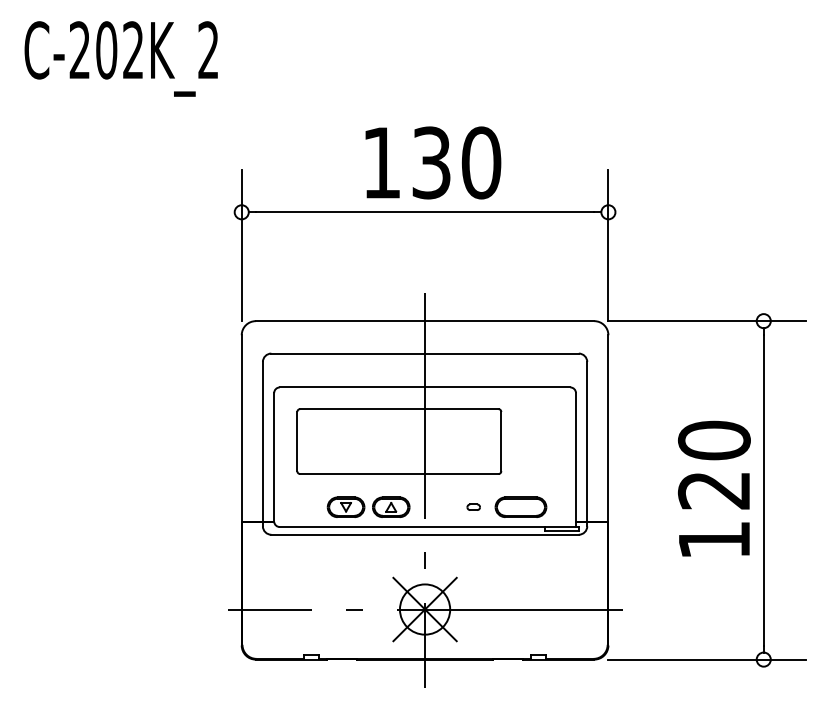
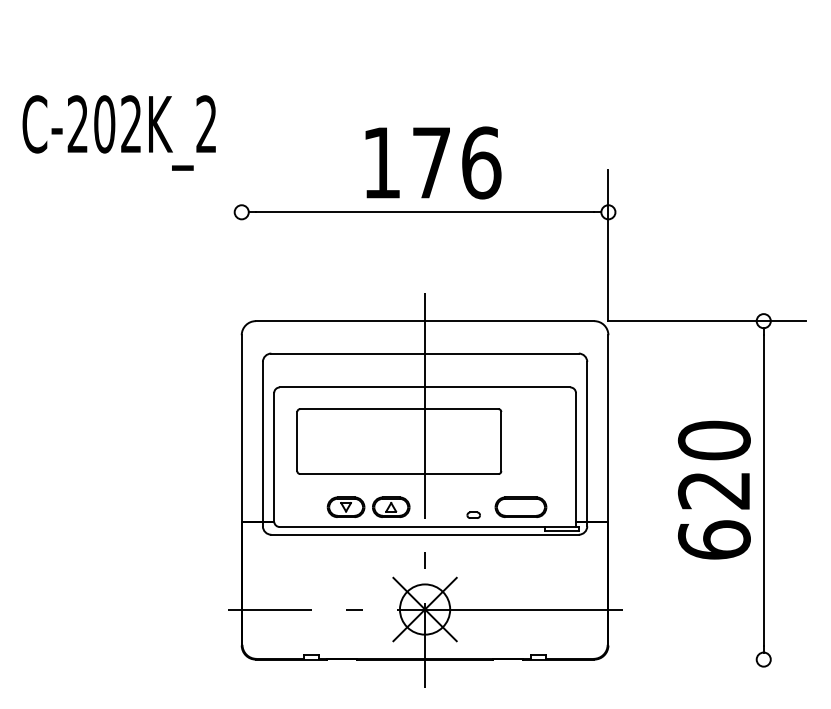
text position: (120, 58) -> (118, 132) (118, 132)
text: 130 -> 176 (456, 162)
line: present -> none (241, 245)
part position: (473, 506) -> (473, 514) (473, 514)
text: 120 -> 620 (714, 539)
line: present -> none (707, 659)
